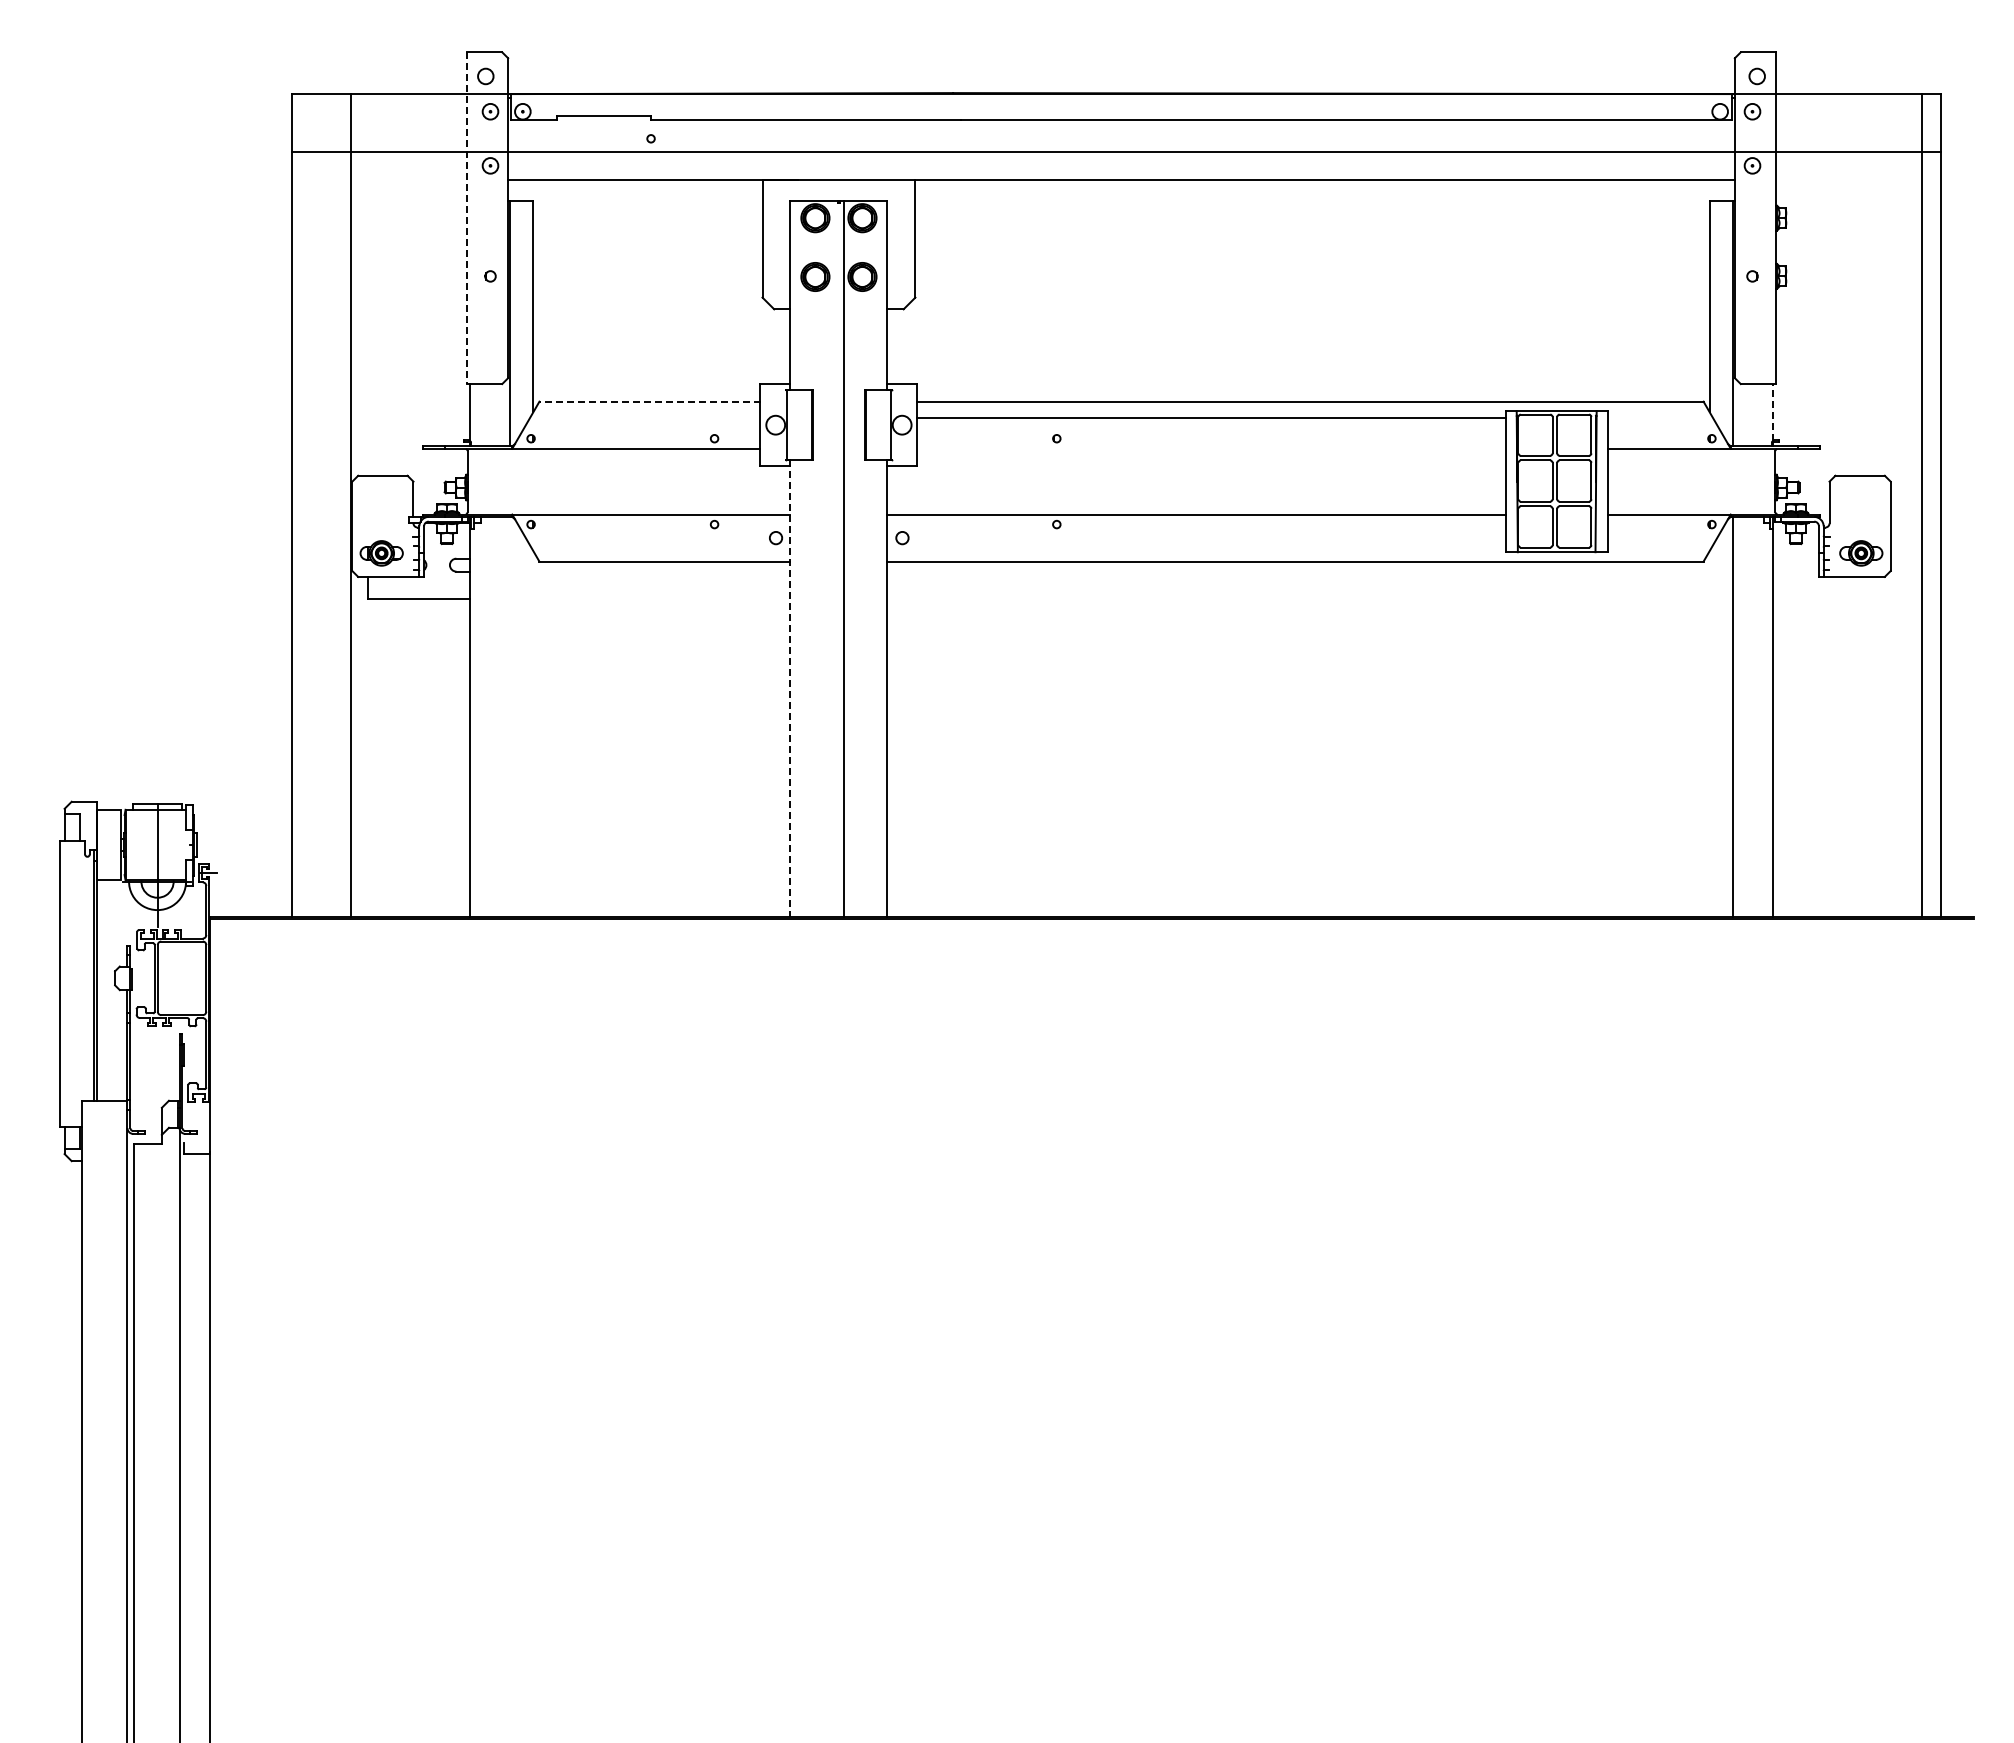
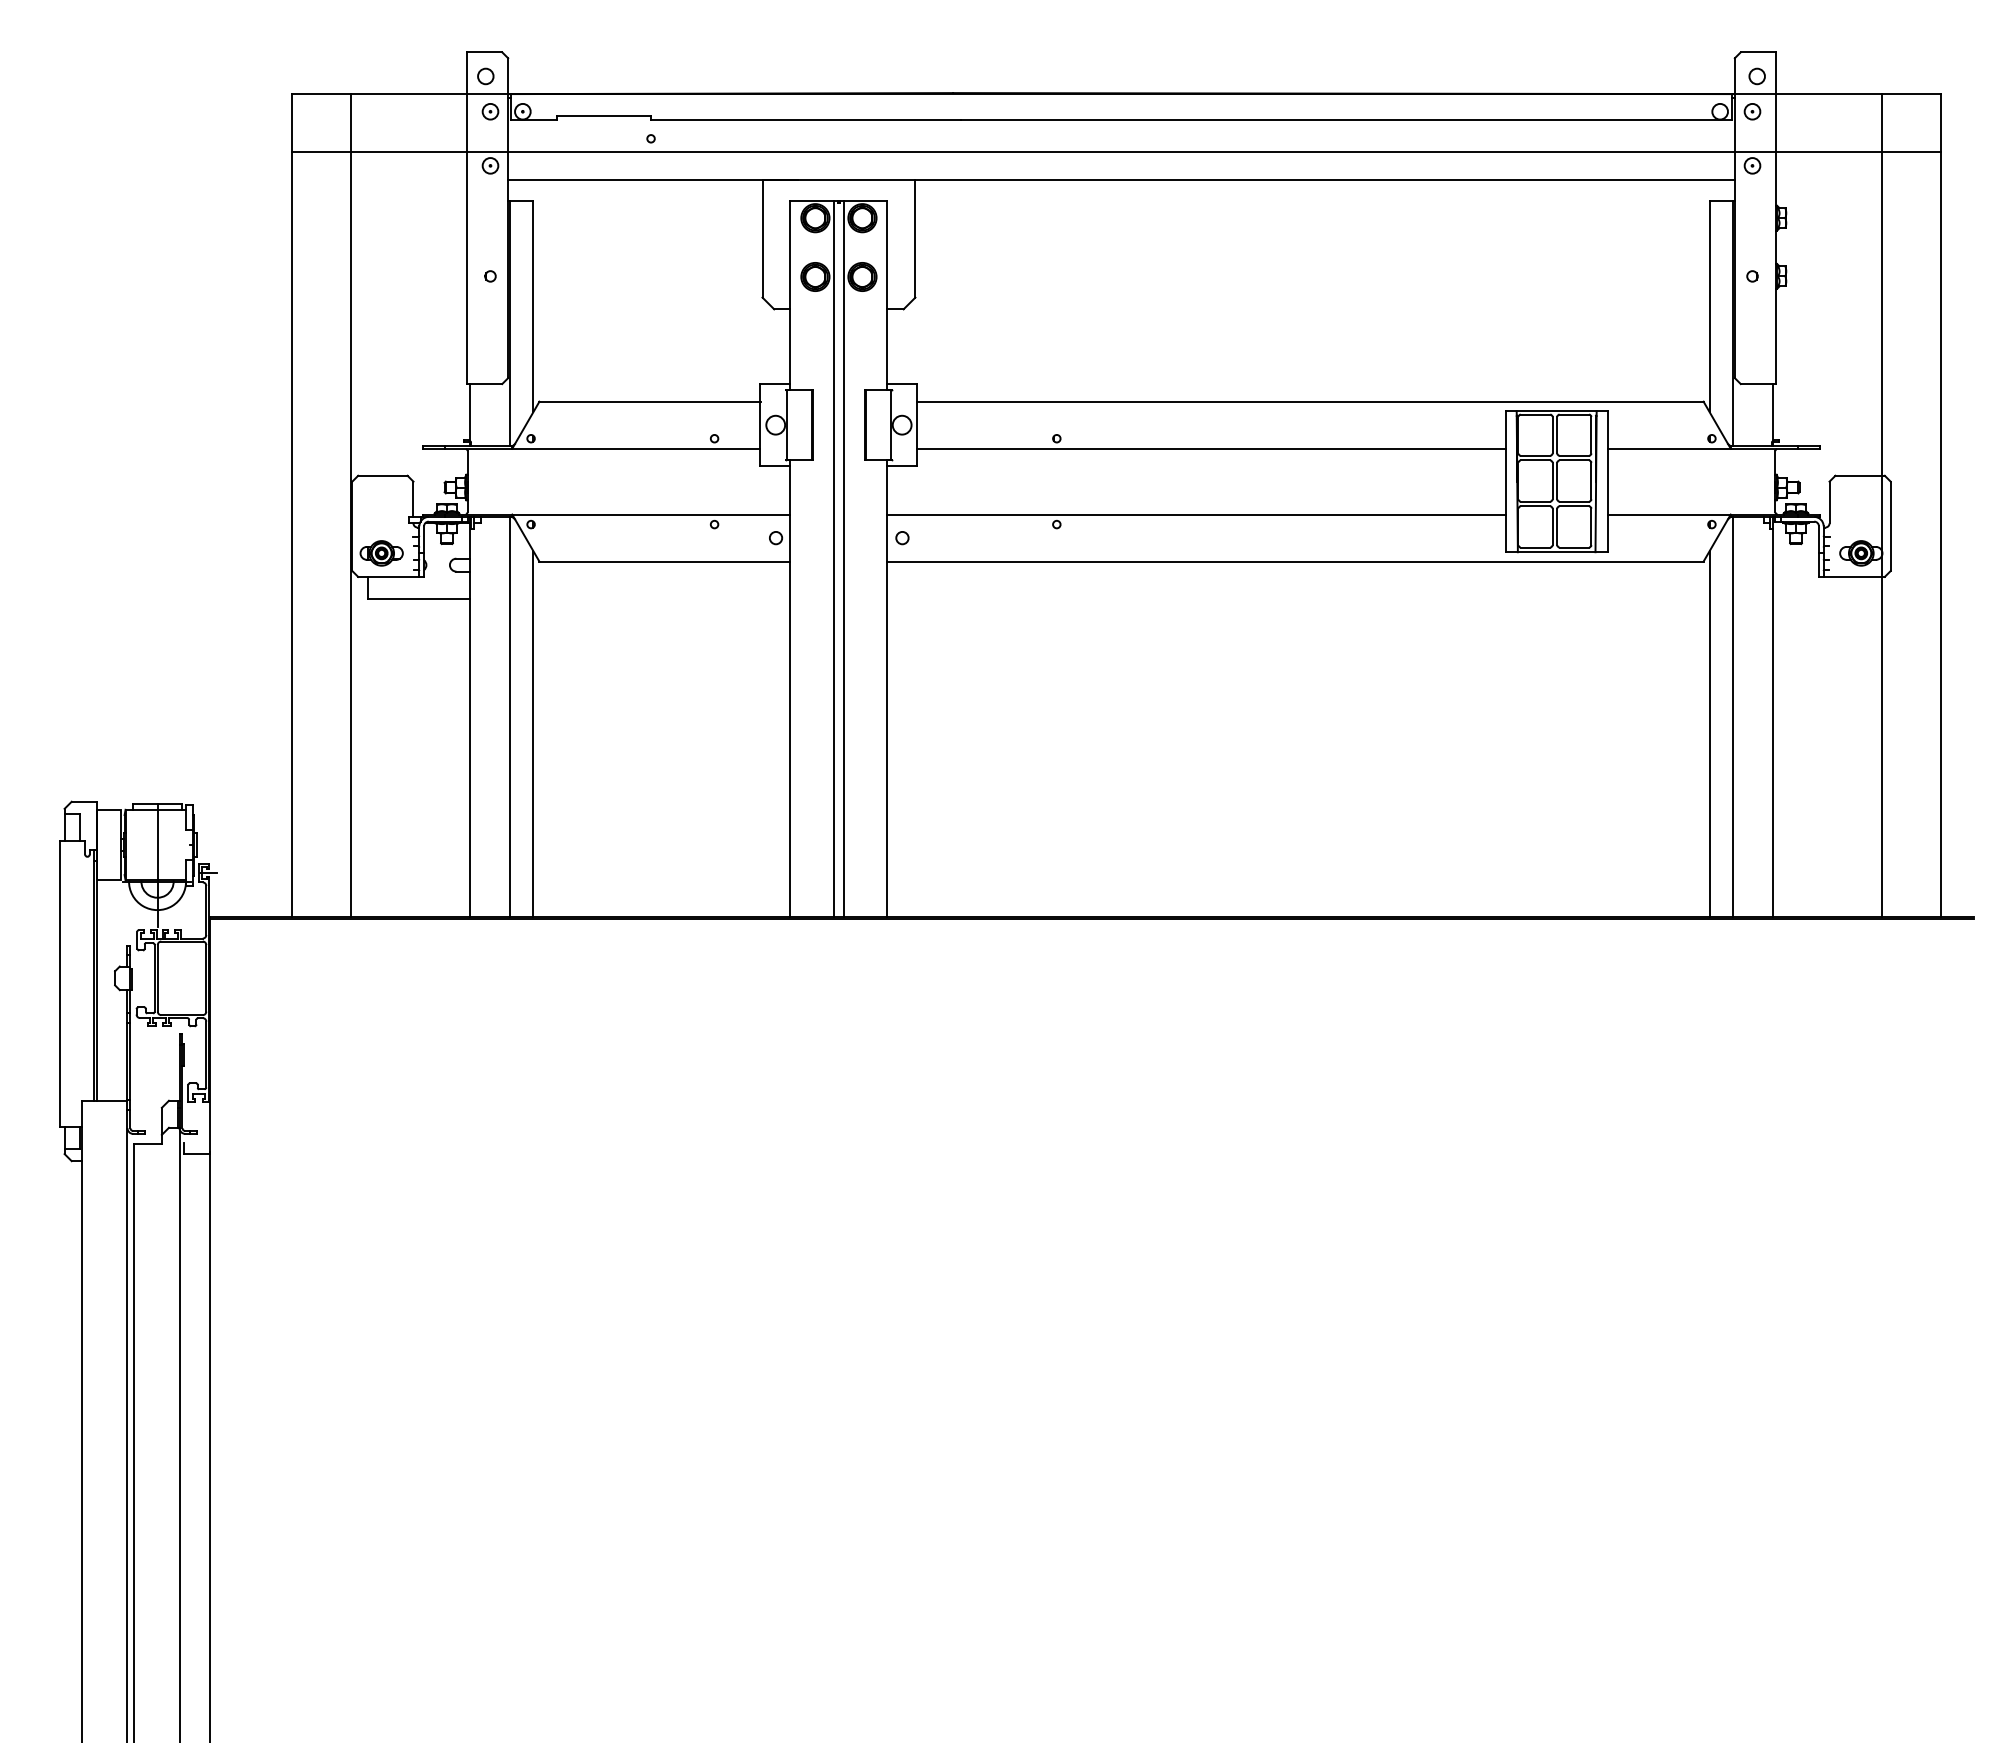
line: dashed -> solid (466, 218)
line: dashed -> solid (650, 401)
line: dashed -> solid (1773, 411)
line position: (1211, 417) -> (1211, 448) (1211, 448)
line position: (1922, 504) -> (1882, 504) (1882, 504)
line: none -> present (834, 558)
line: dashed -> solid (790, 689)
line: none -> present (509, 716)
line: none -> present (533, 733)
line: none -> present (1709, 733)
